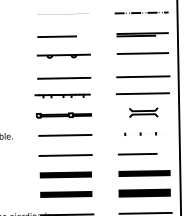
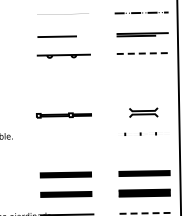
line: solid -> dashed (143, 53)
line: present -> none (143, 76)
line: present -> none (64, 77)
line: present -> none (142, 93)
part: present -> none (62, 95)
line: present -> none (65, 134)
line: present -> none (137, 154)
line: present -> none (65, 155)
line: solid -> dashed (146, 213)
